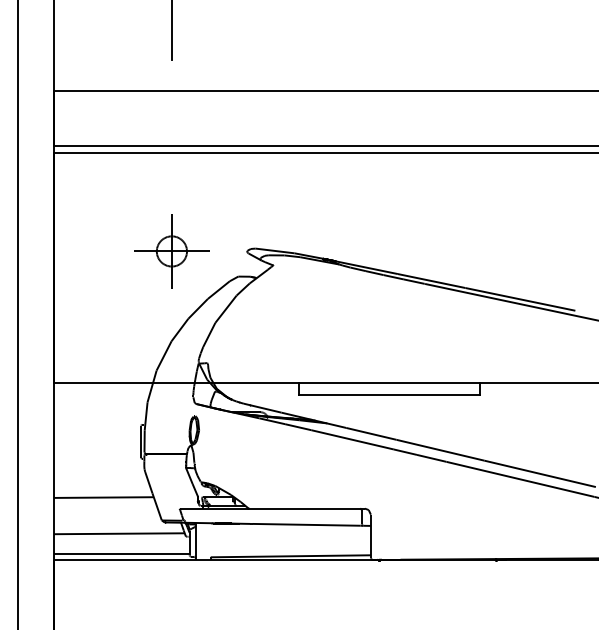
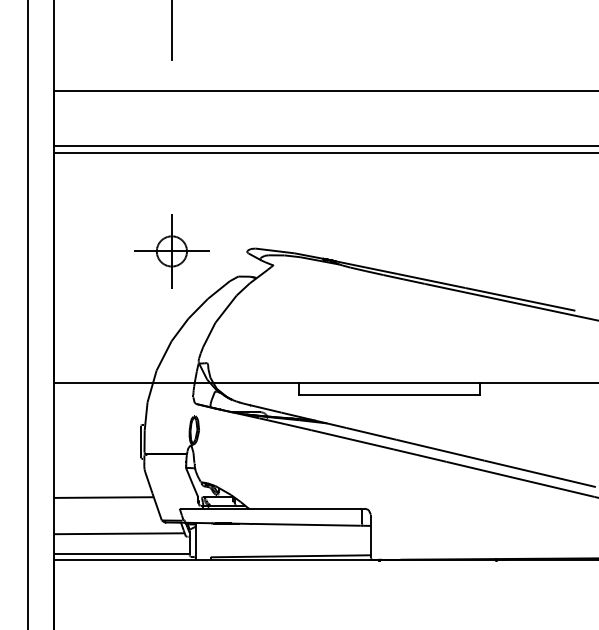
line position: (17, 314) -> (27, 314) (27, 314)
